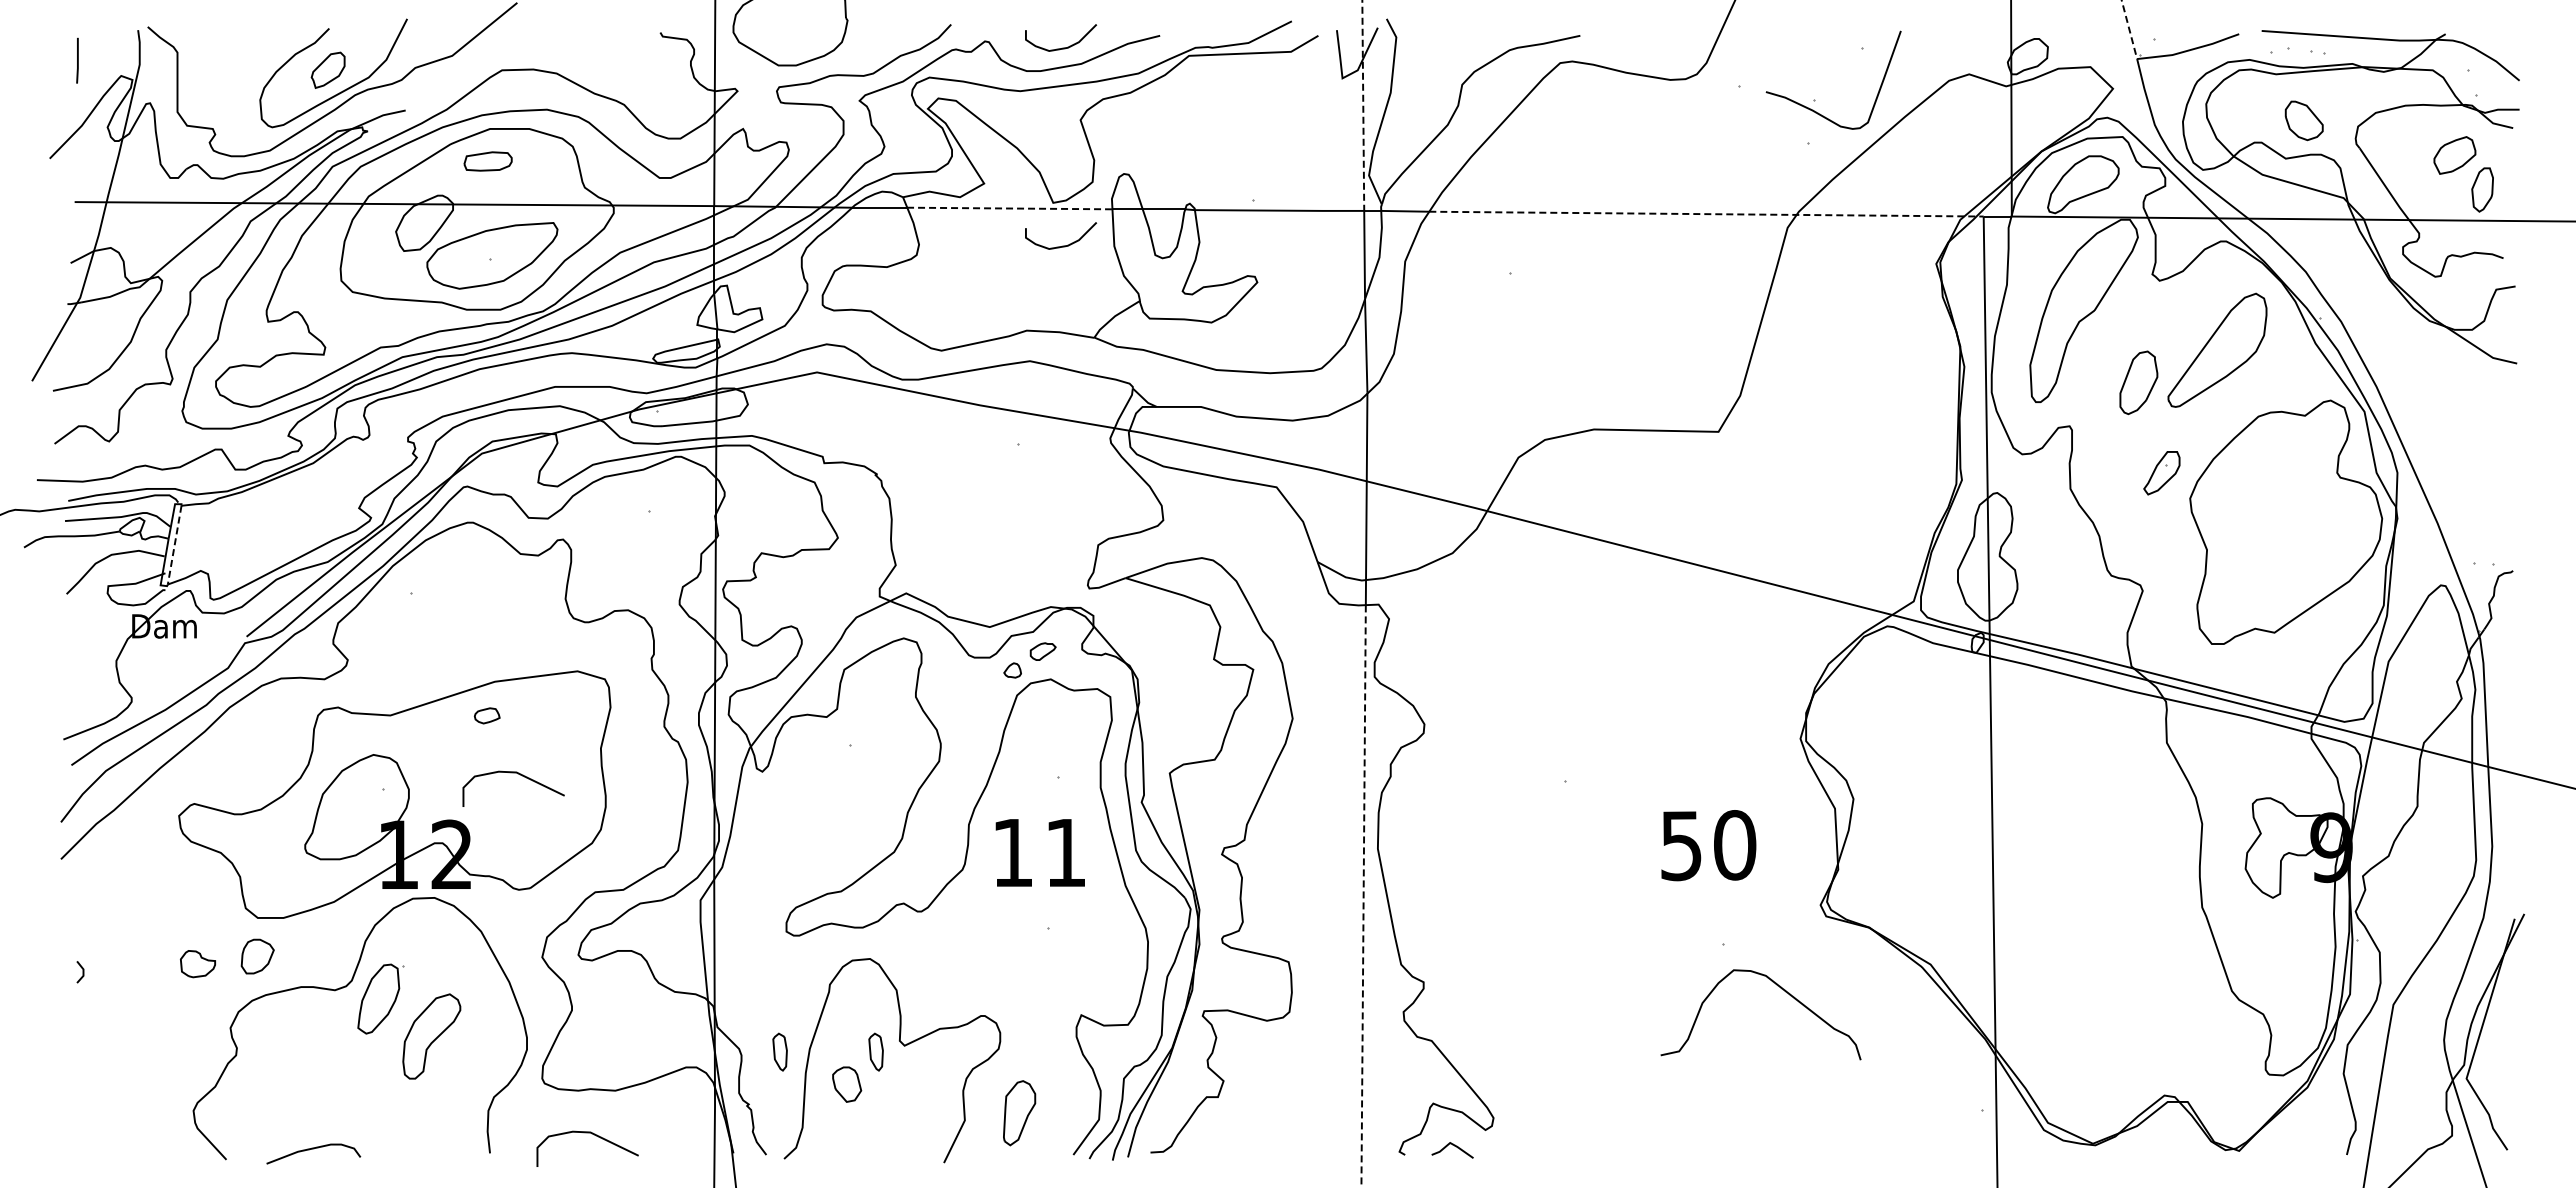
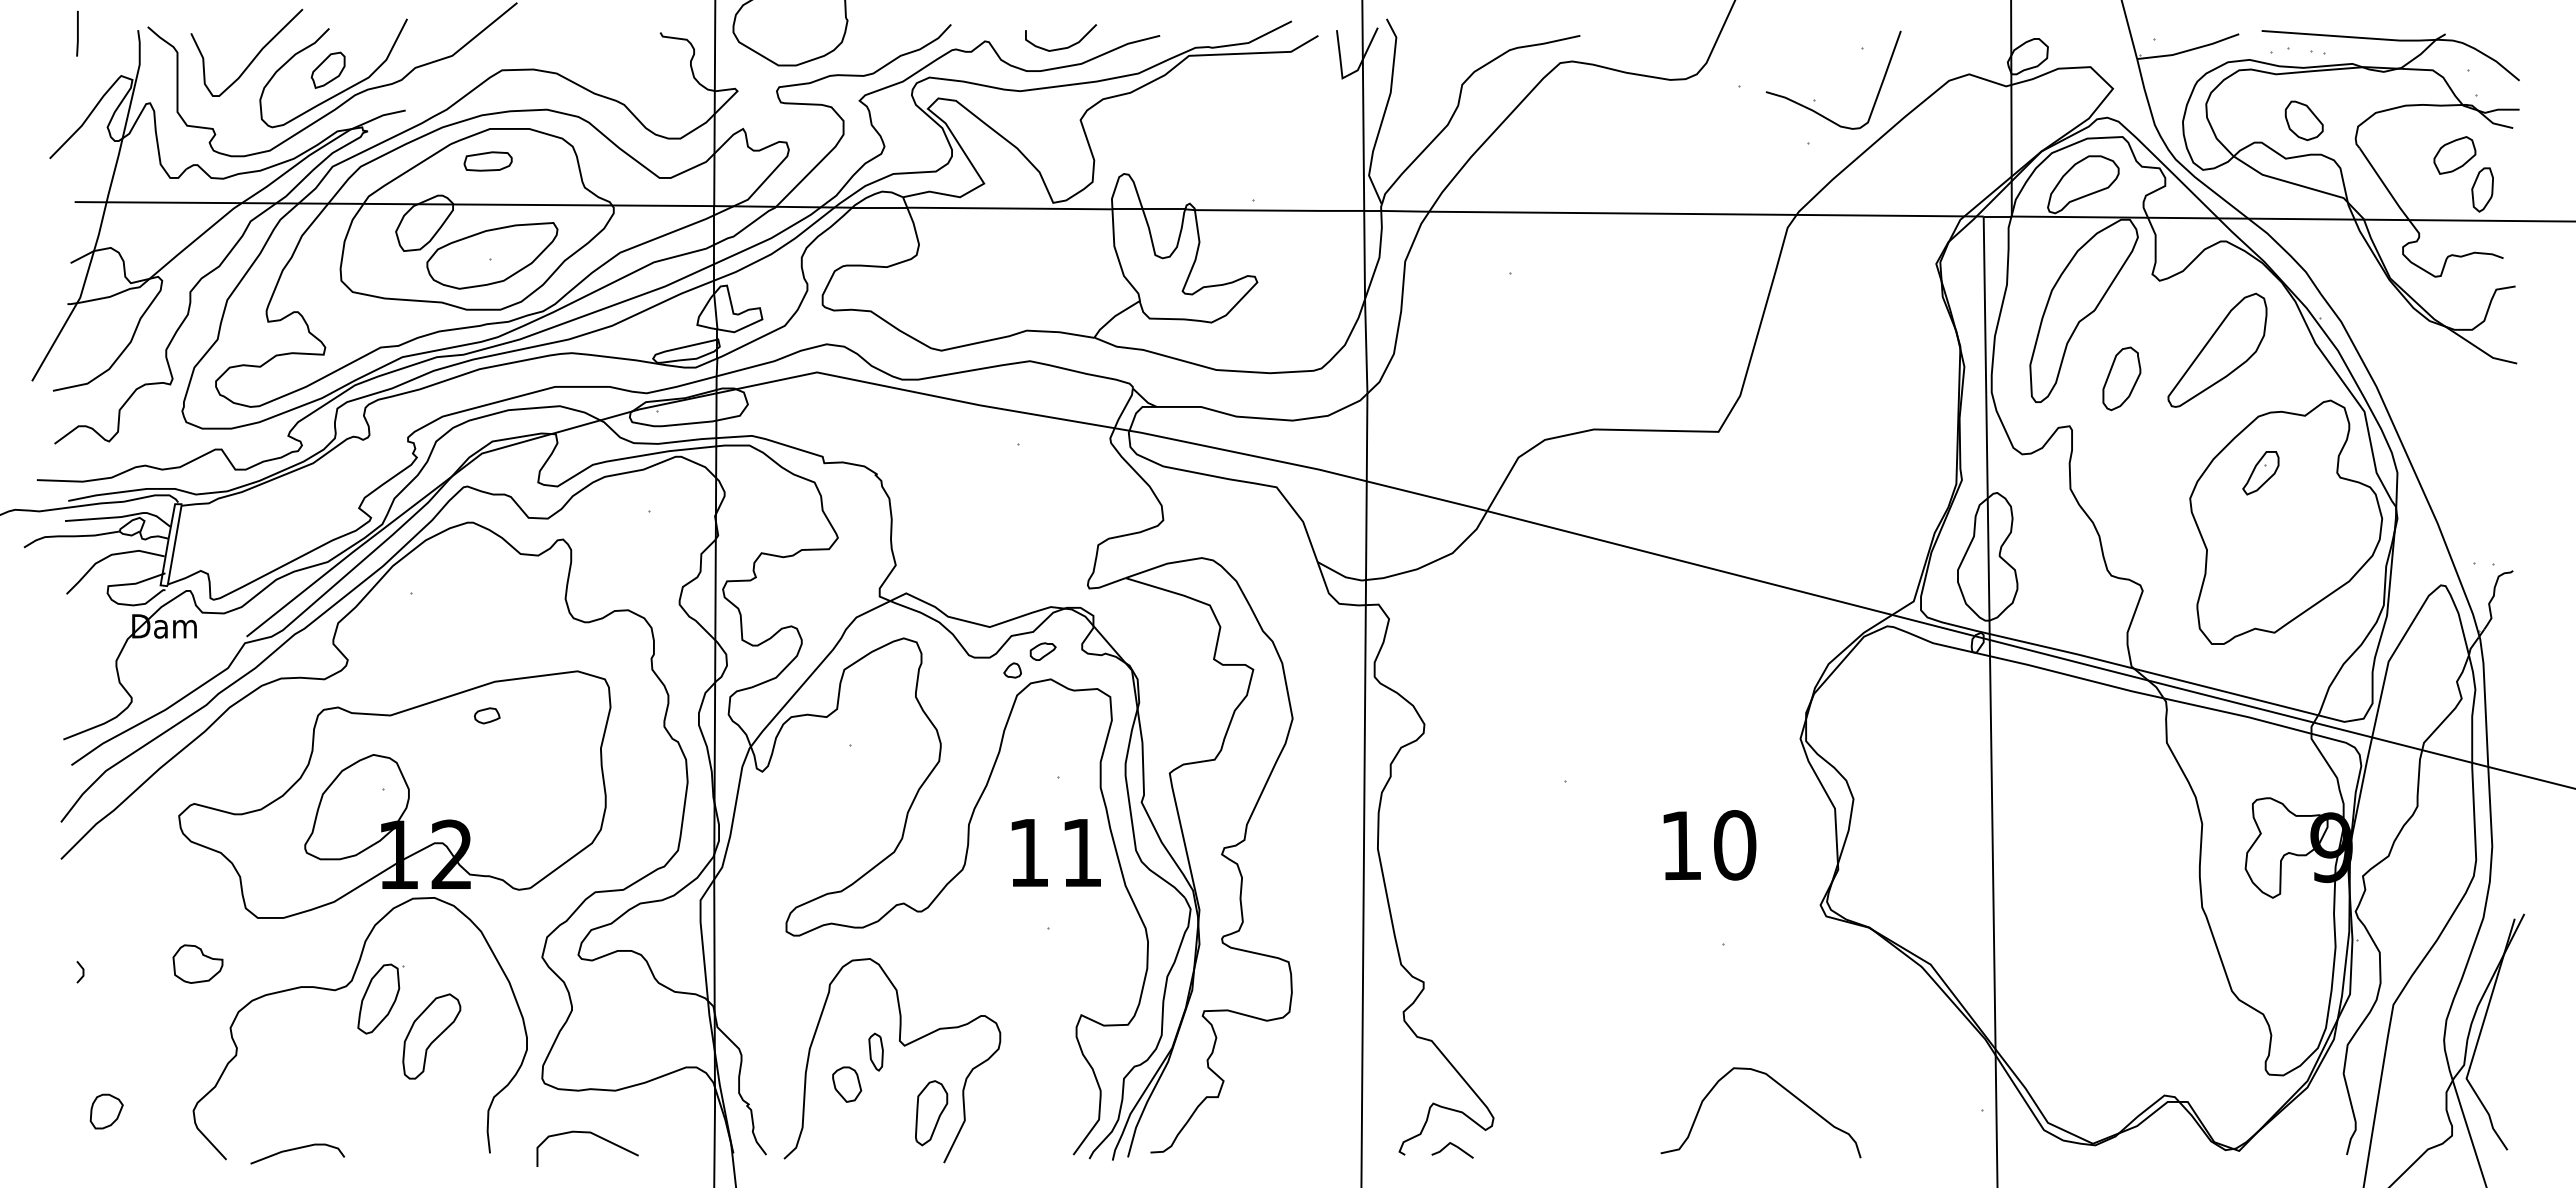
line: dashed -> solid (2129, 30)
curve: none -> present (253, 58)
line position: (77, 60) -> (77, 33) (77, 33)
line: dashed -> solid (1363, 106)
line: dashed -> solid (1009, 208)
line: dashed -> solid (1707, 214)
curve: present -> none (1062, 245)
part position: (2138, 382) -> (2121, 378) (2121, 378)
part position: (2161, 473) -> (2260, 473) (2260, 473)
line: dashed -> solid (174, 545)
curve: present -> none (520, 775)
text: 50 -> 10 (1681, 846)
text position: (1039, 852) -> (1055, 852) (1055, 852)
line: dashed -> solid (1363, 896)
part position: (257, 956) -> (106, 1111) (106, 1111)
part size: 36x29 px -> 52x40 px (197, 963)
curve position: (1781, 989) -> (1781, 1087) (1781, 1087)
part: present -> none (779, 1051)
part position: (1019, 1113) -> (931, 1113) (931, 1113)
curve position: (313, 1149) -> (297, 1149) (297, 1149)
